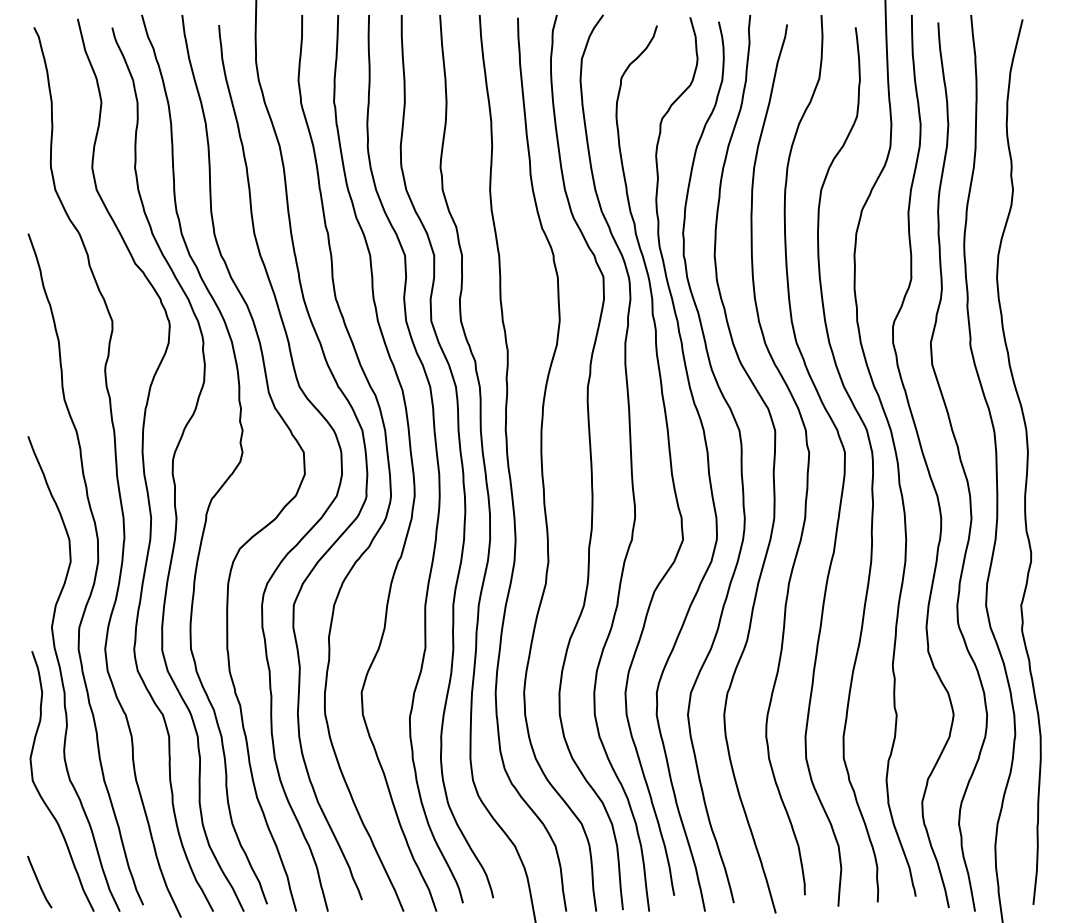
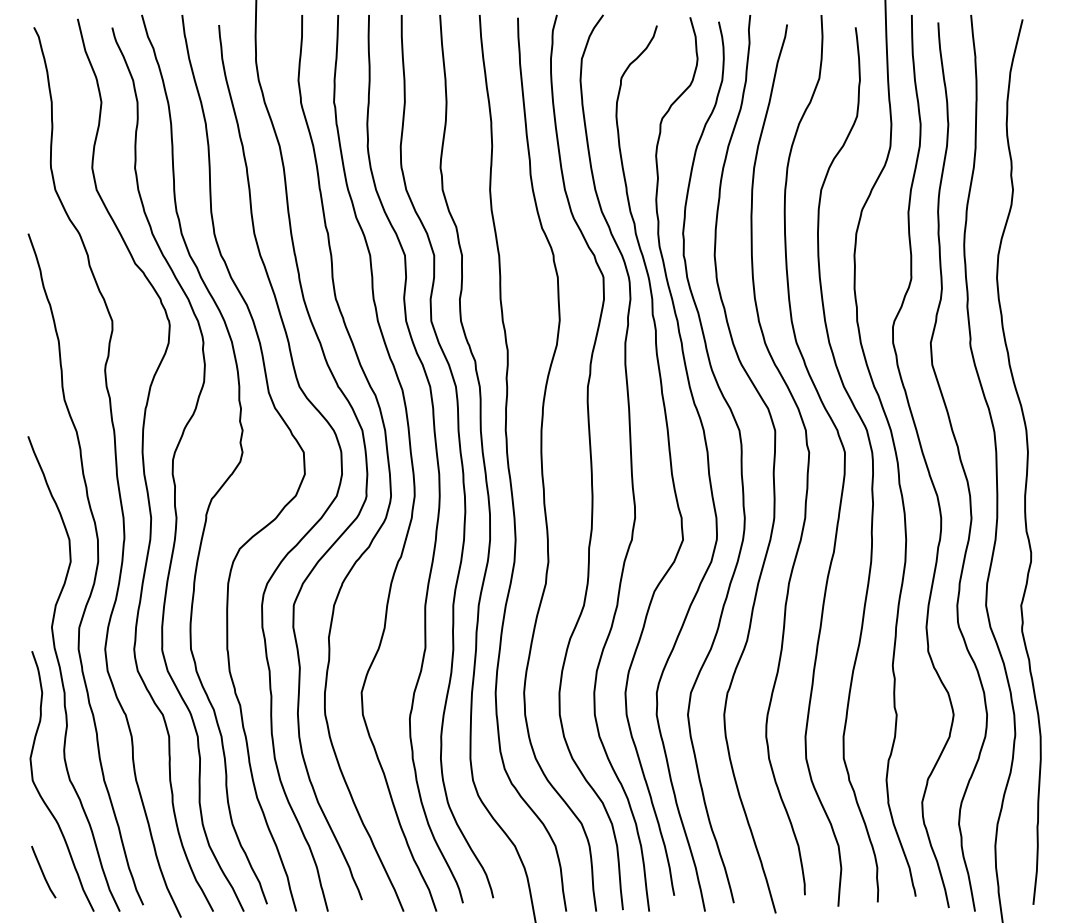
line position: (39, 881) -> (43, 871) (43, 871)
